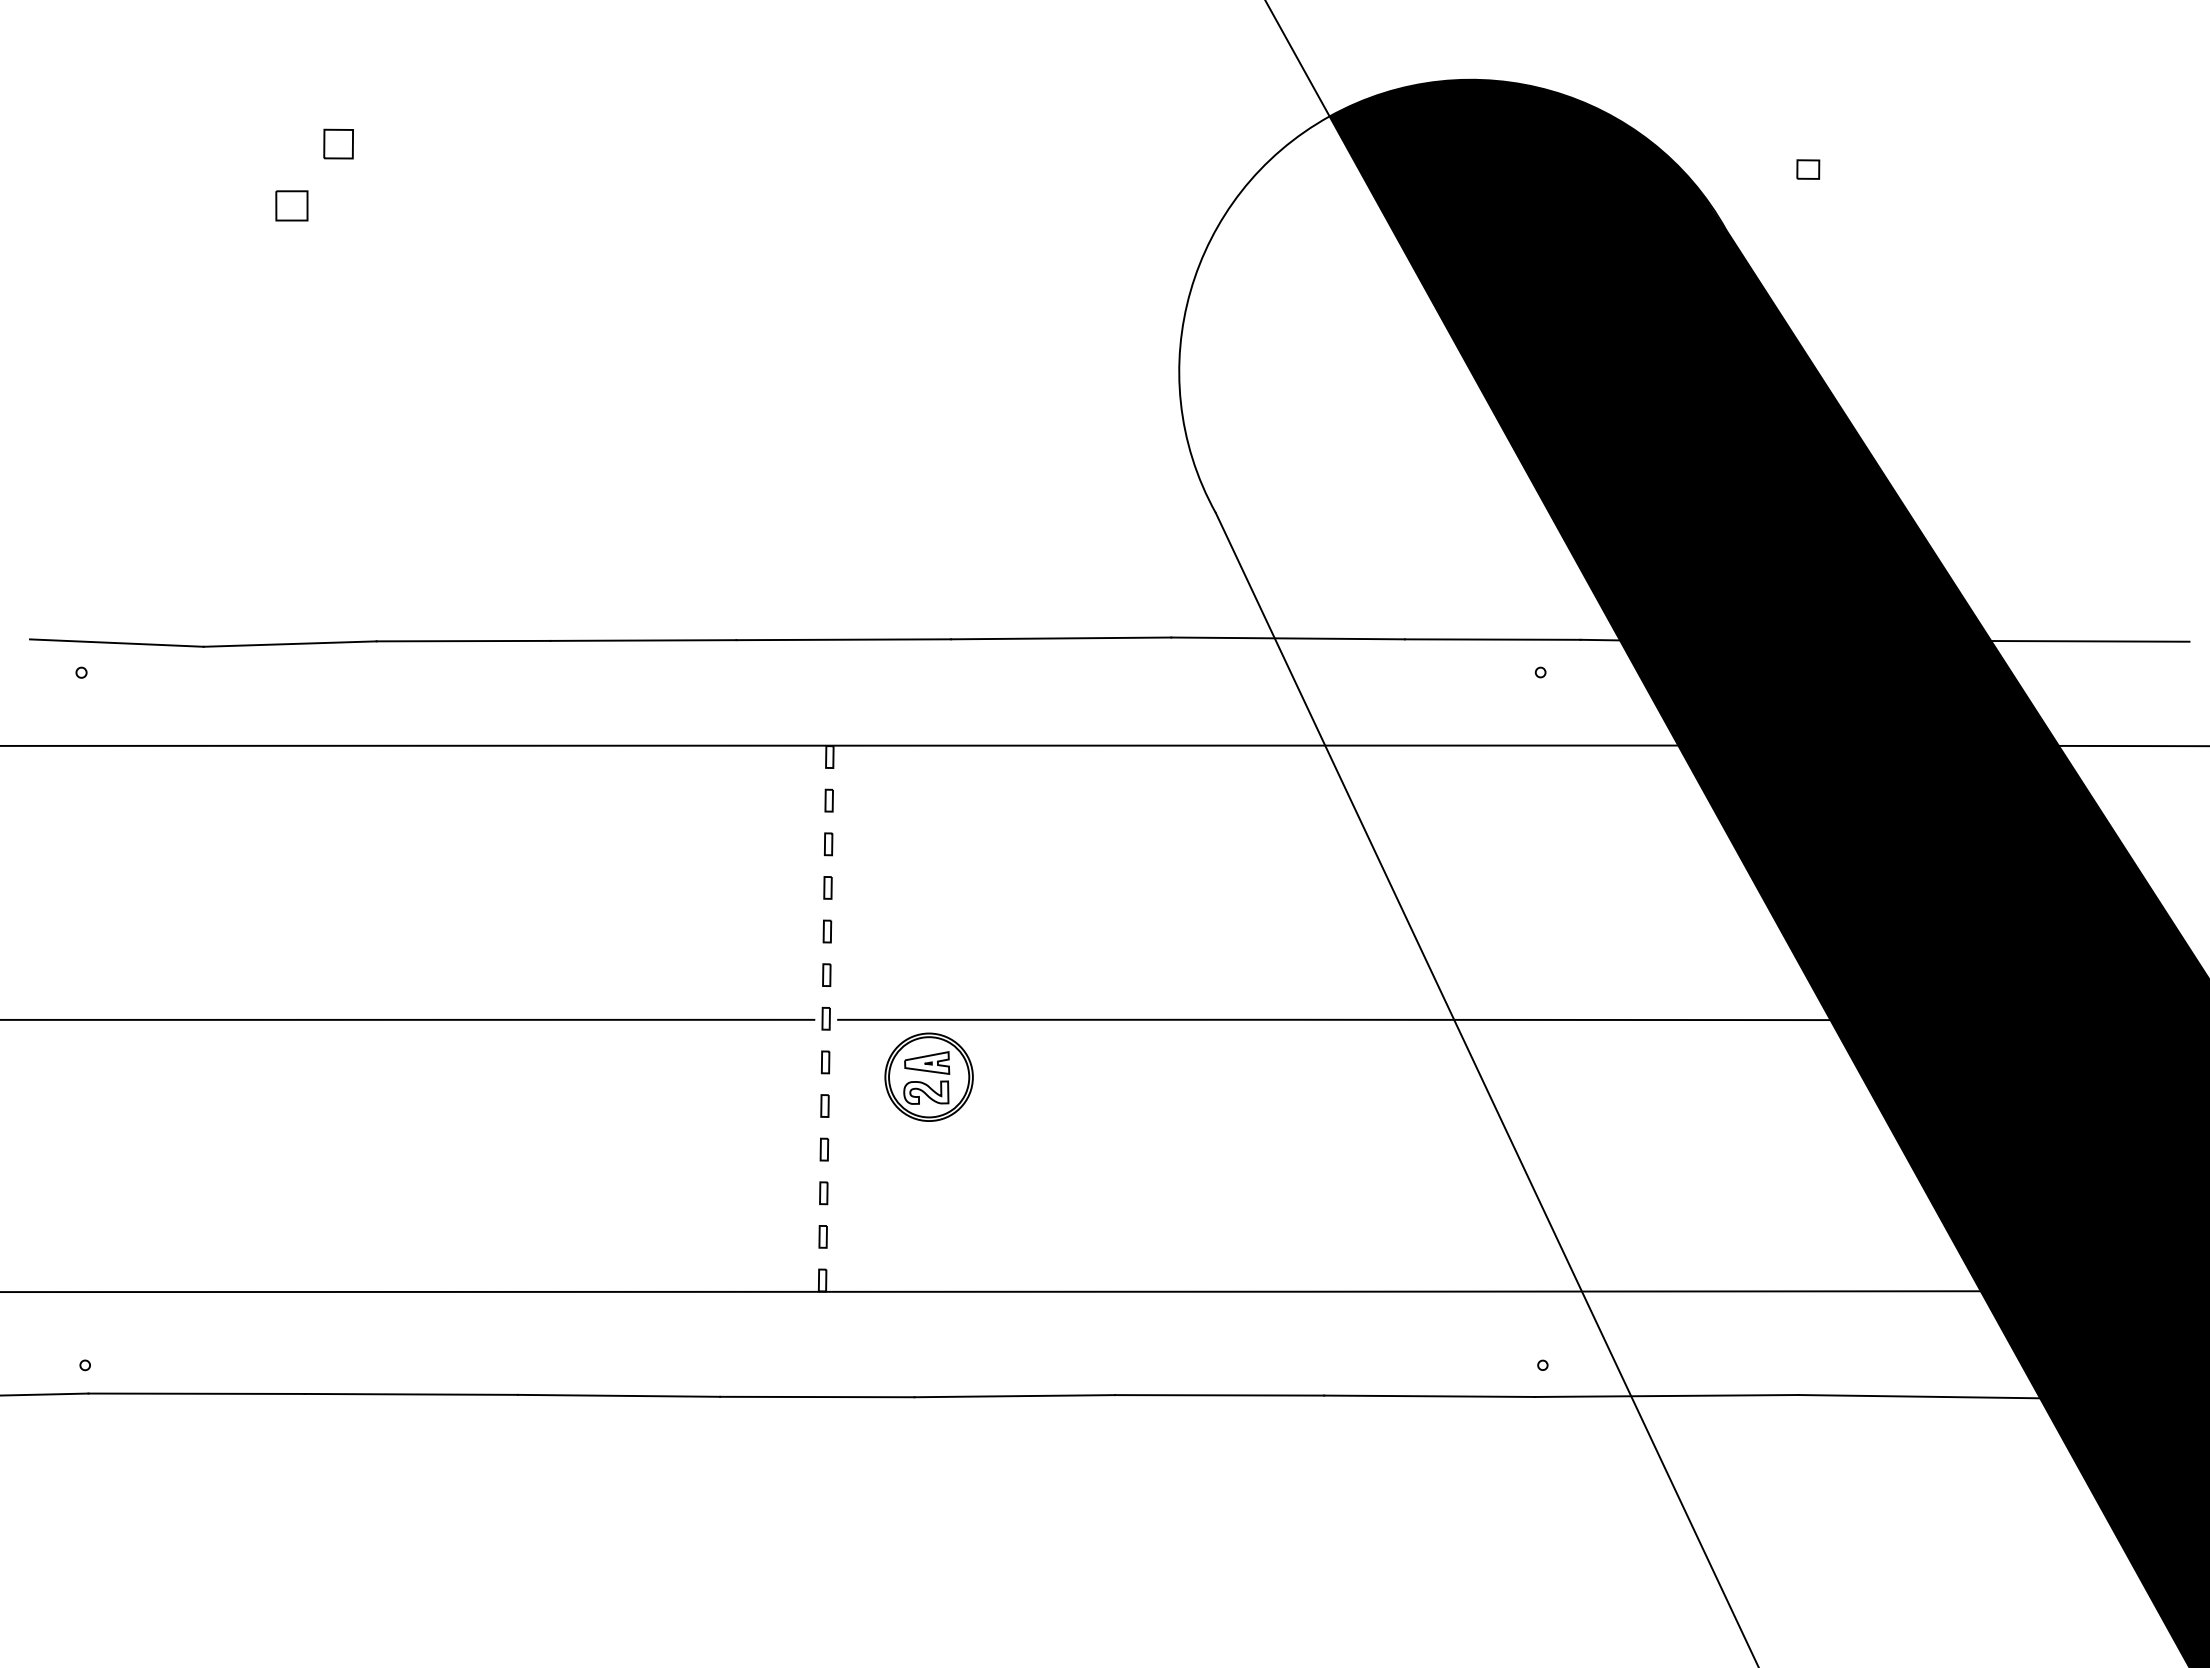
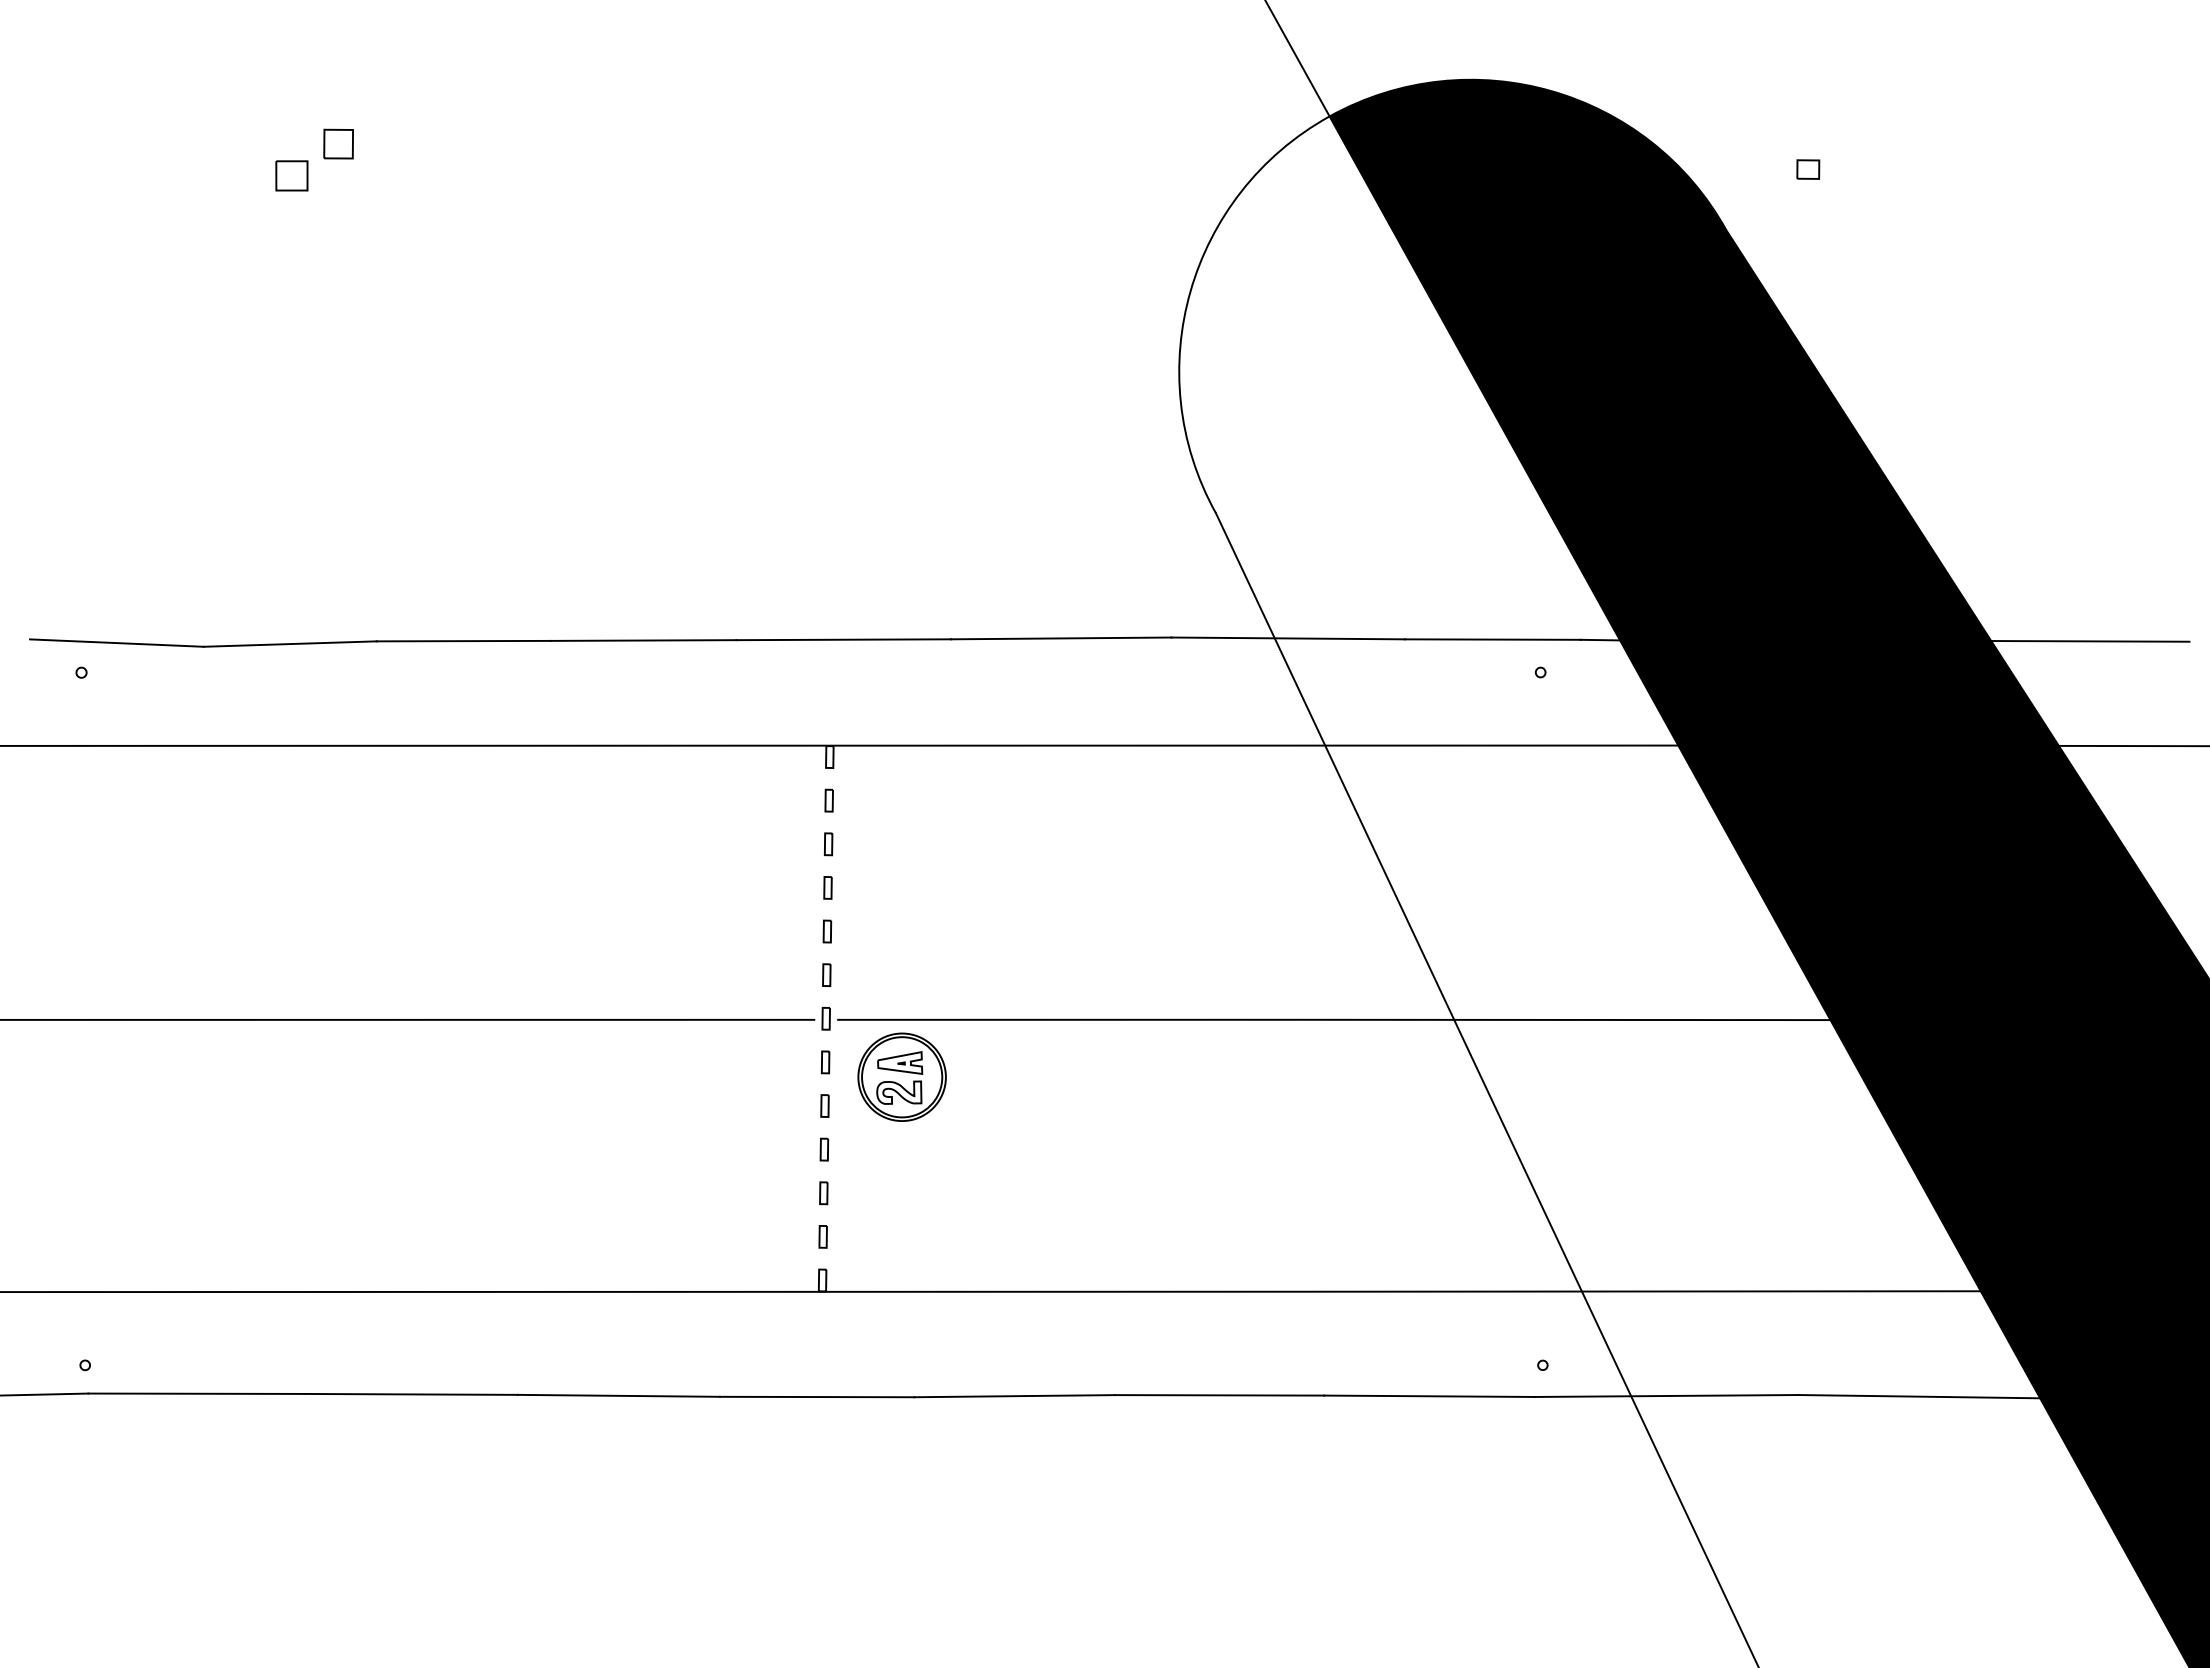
part position: (291, 205) -> (291, 175) (291, 175)
part position: (928, 1076) -> (901, 1076) (901, 1076)
